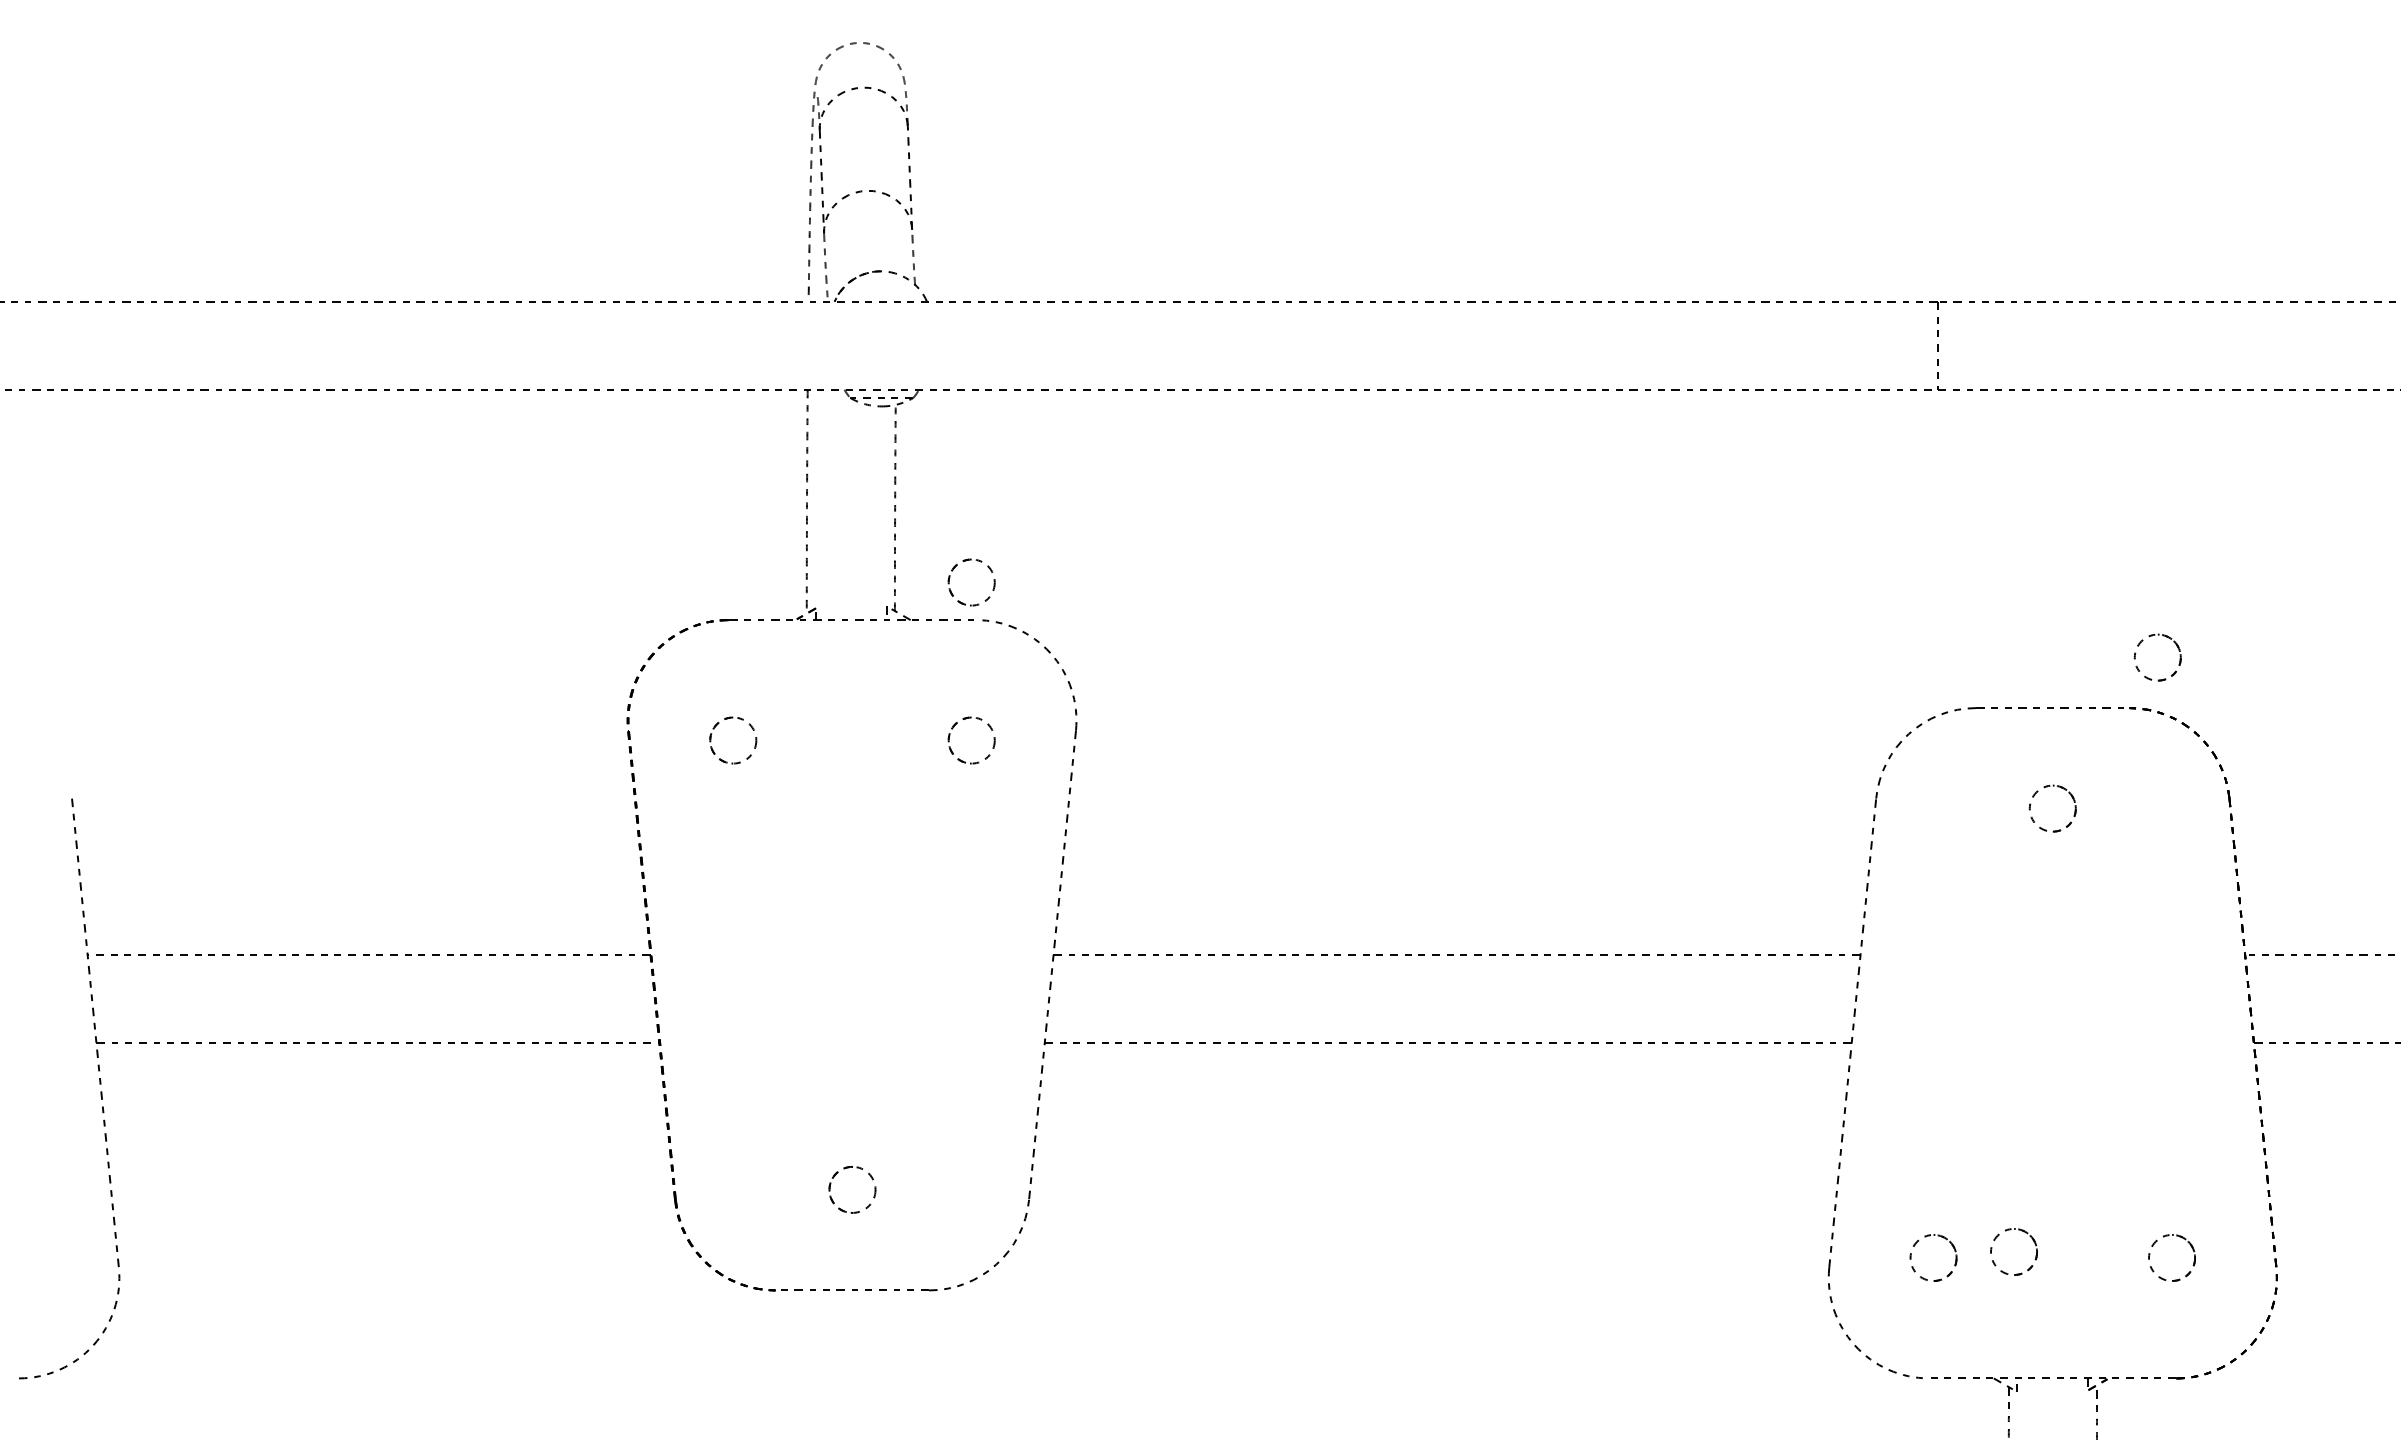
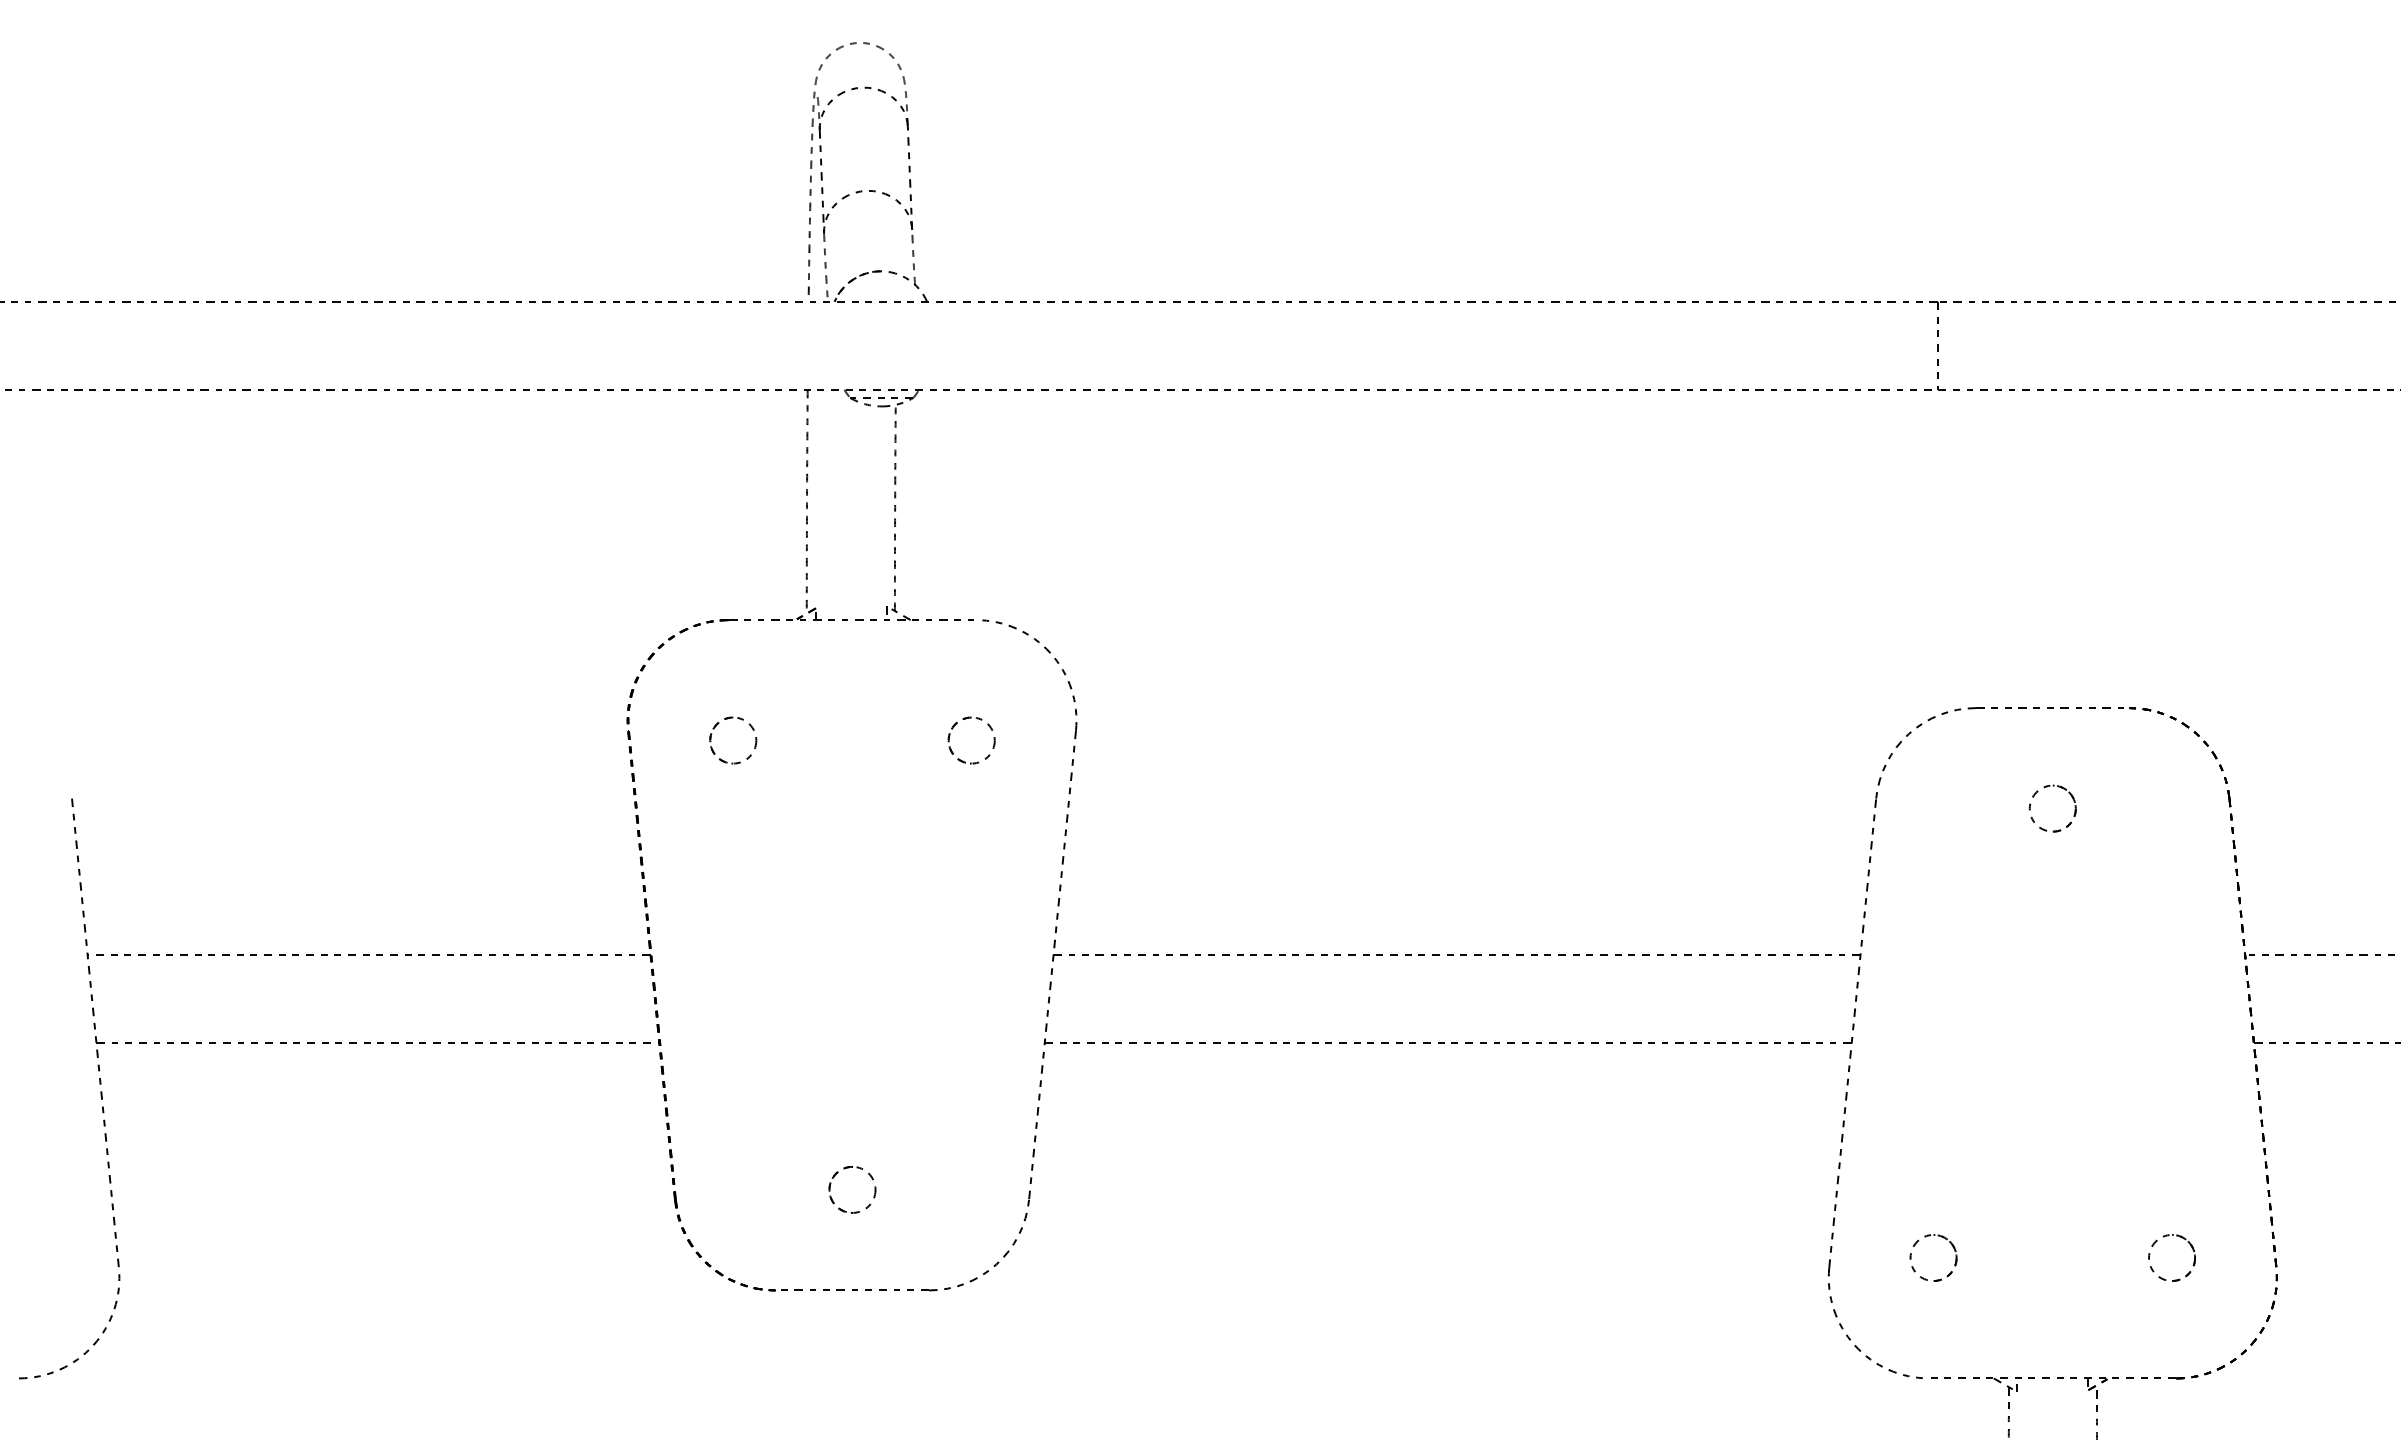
circle: present -> none (971, 582)
circle: present -> none (2157, 657)
circle: present -> none (2013, 1251)
